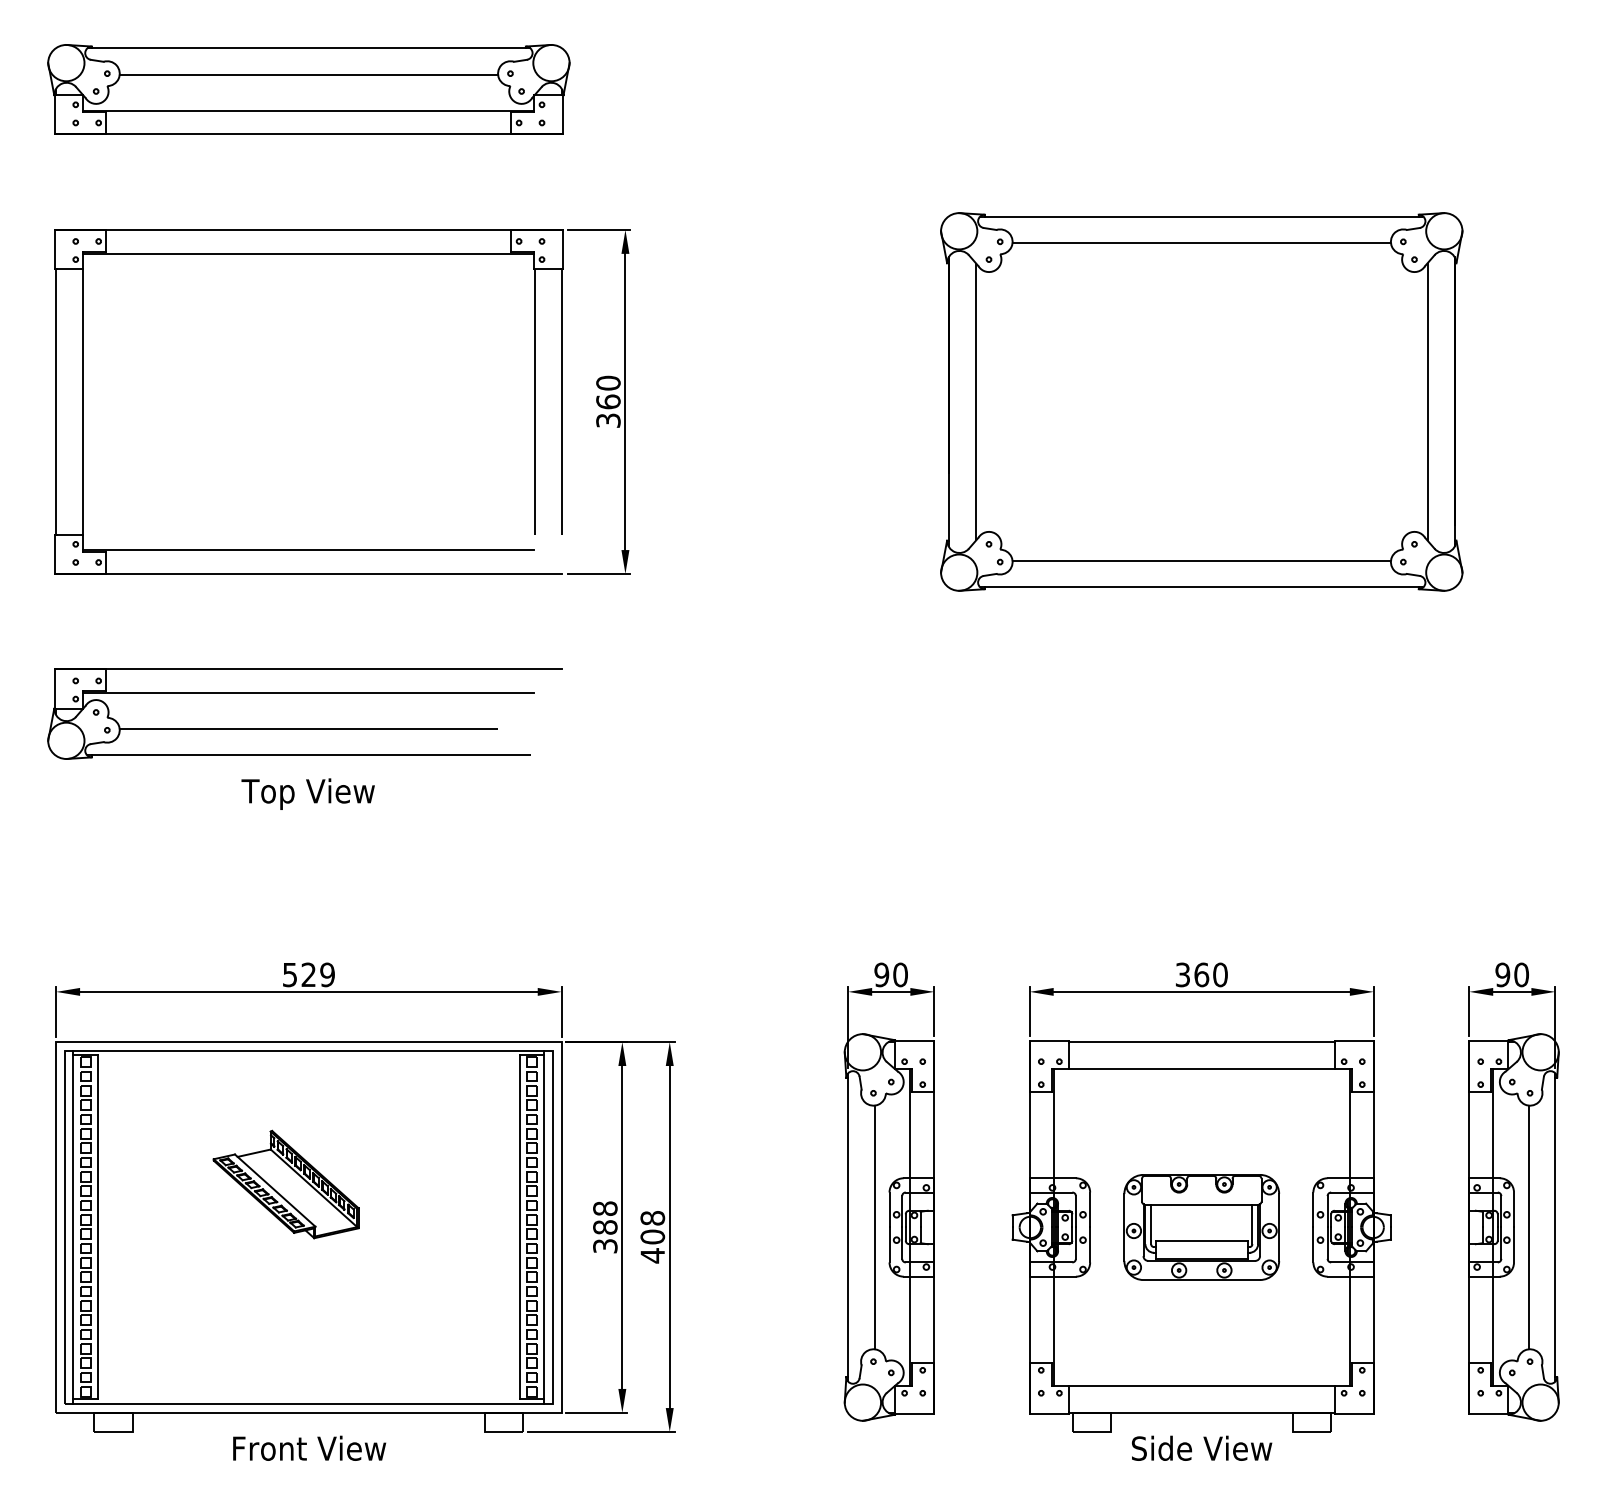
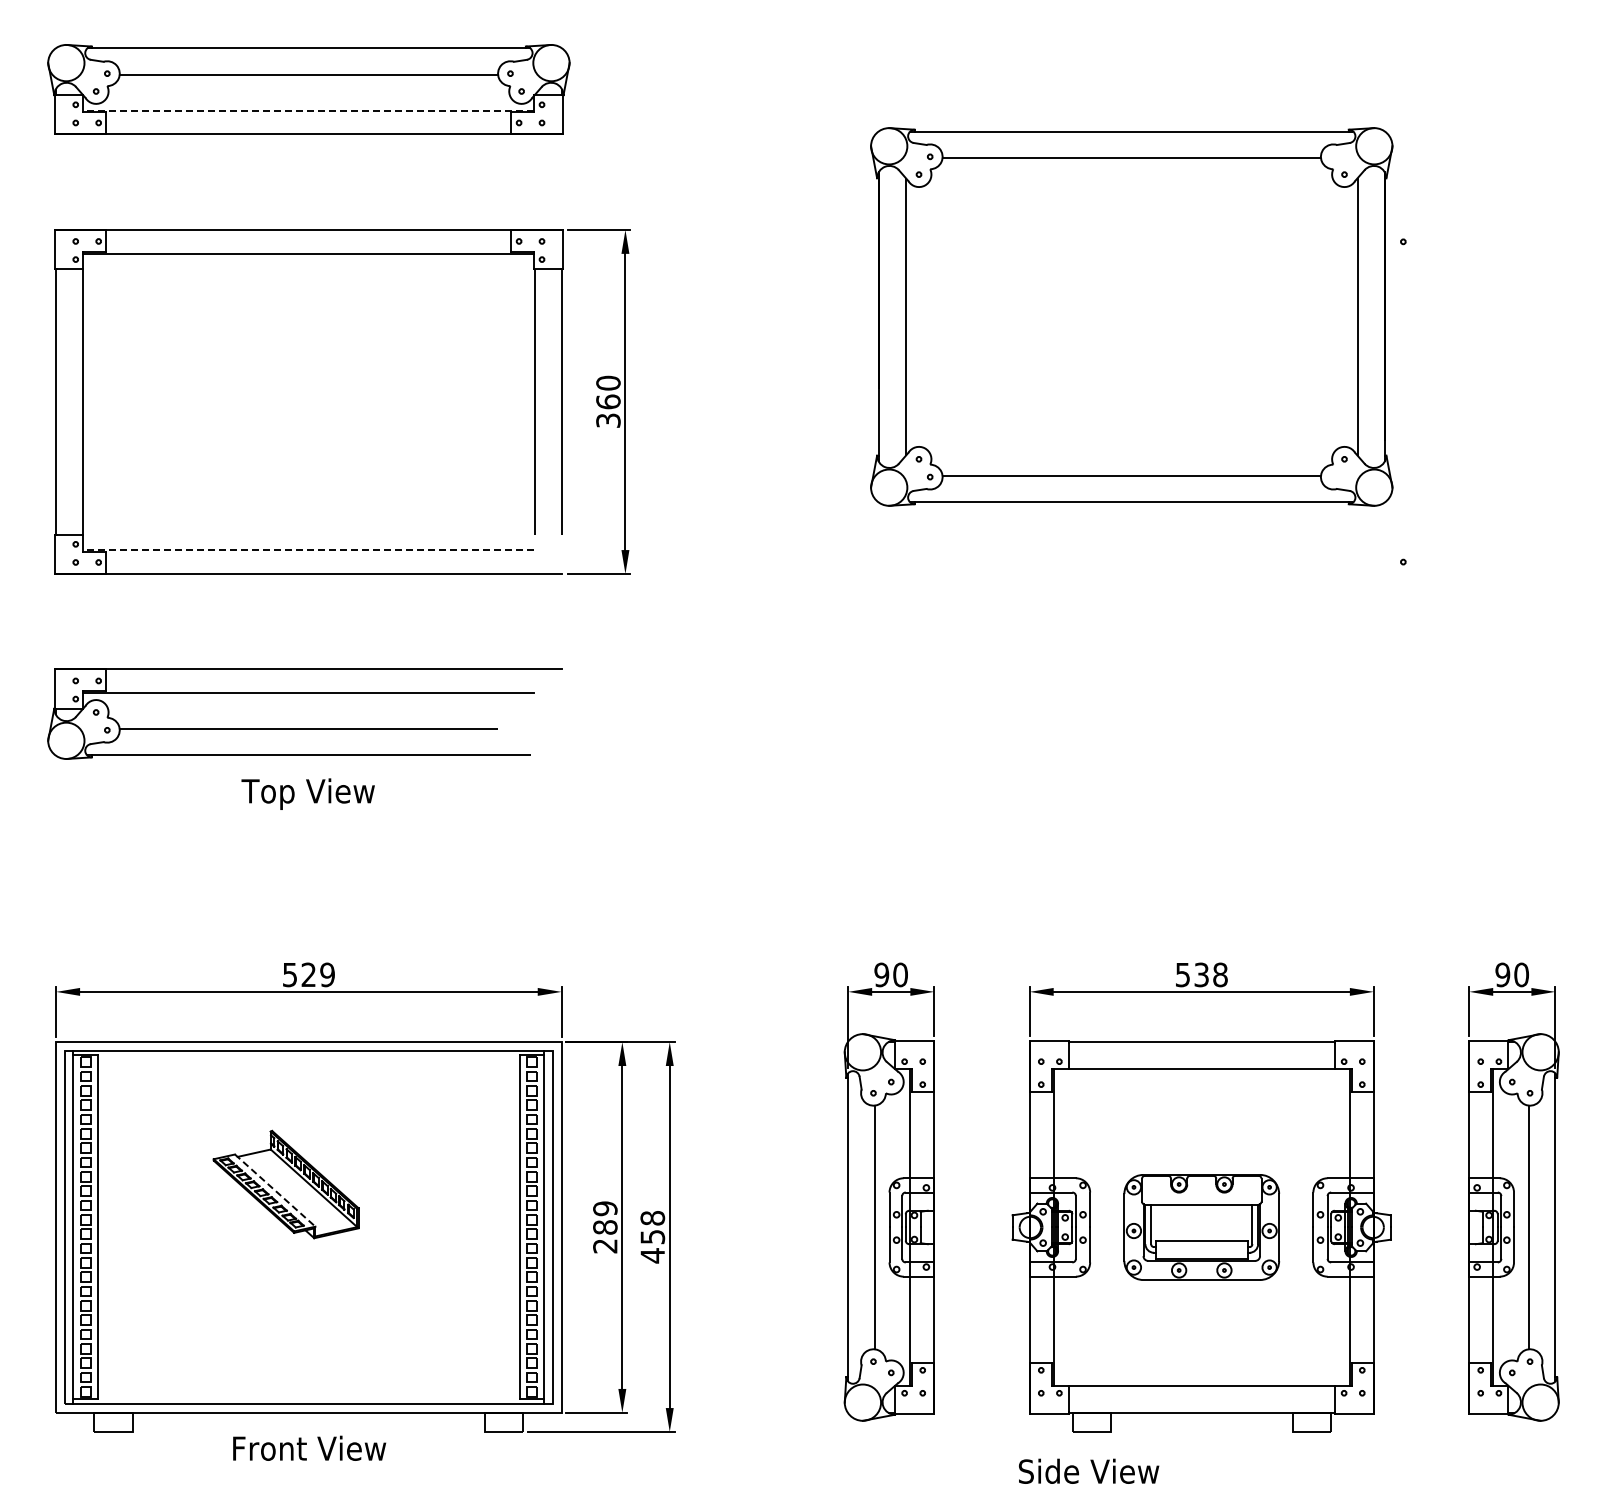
line: solid -> dashed (308, 110)
part position: (1201, 401) -> (1131, 316) (1131, 316)
line: solid -> dashed (308, 550)
text: 360 -> 538 (1201, 974)
line: solid -> dashed (275, 1190)
text: 388 -> 289 (605, 1227)
text: 408 -> 458 (652, 1236)
text position: (1202, 1447) -> (1089, 1470) (1089, 1470)
